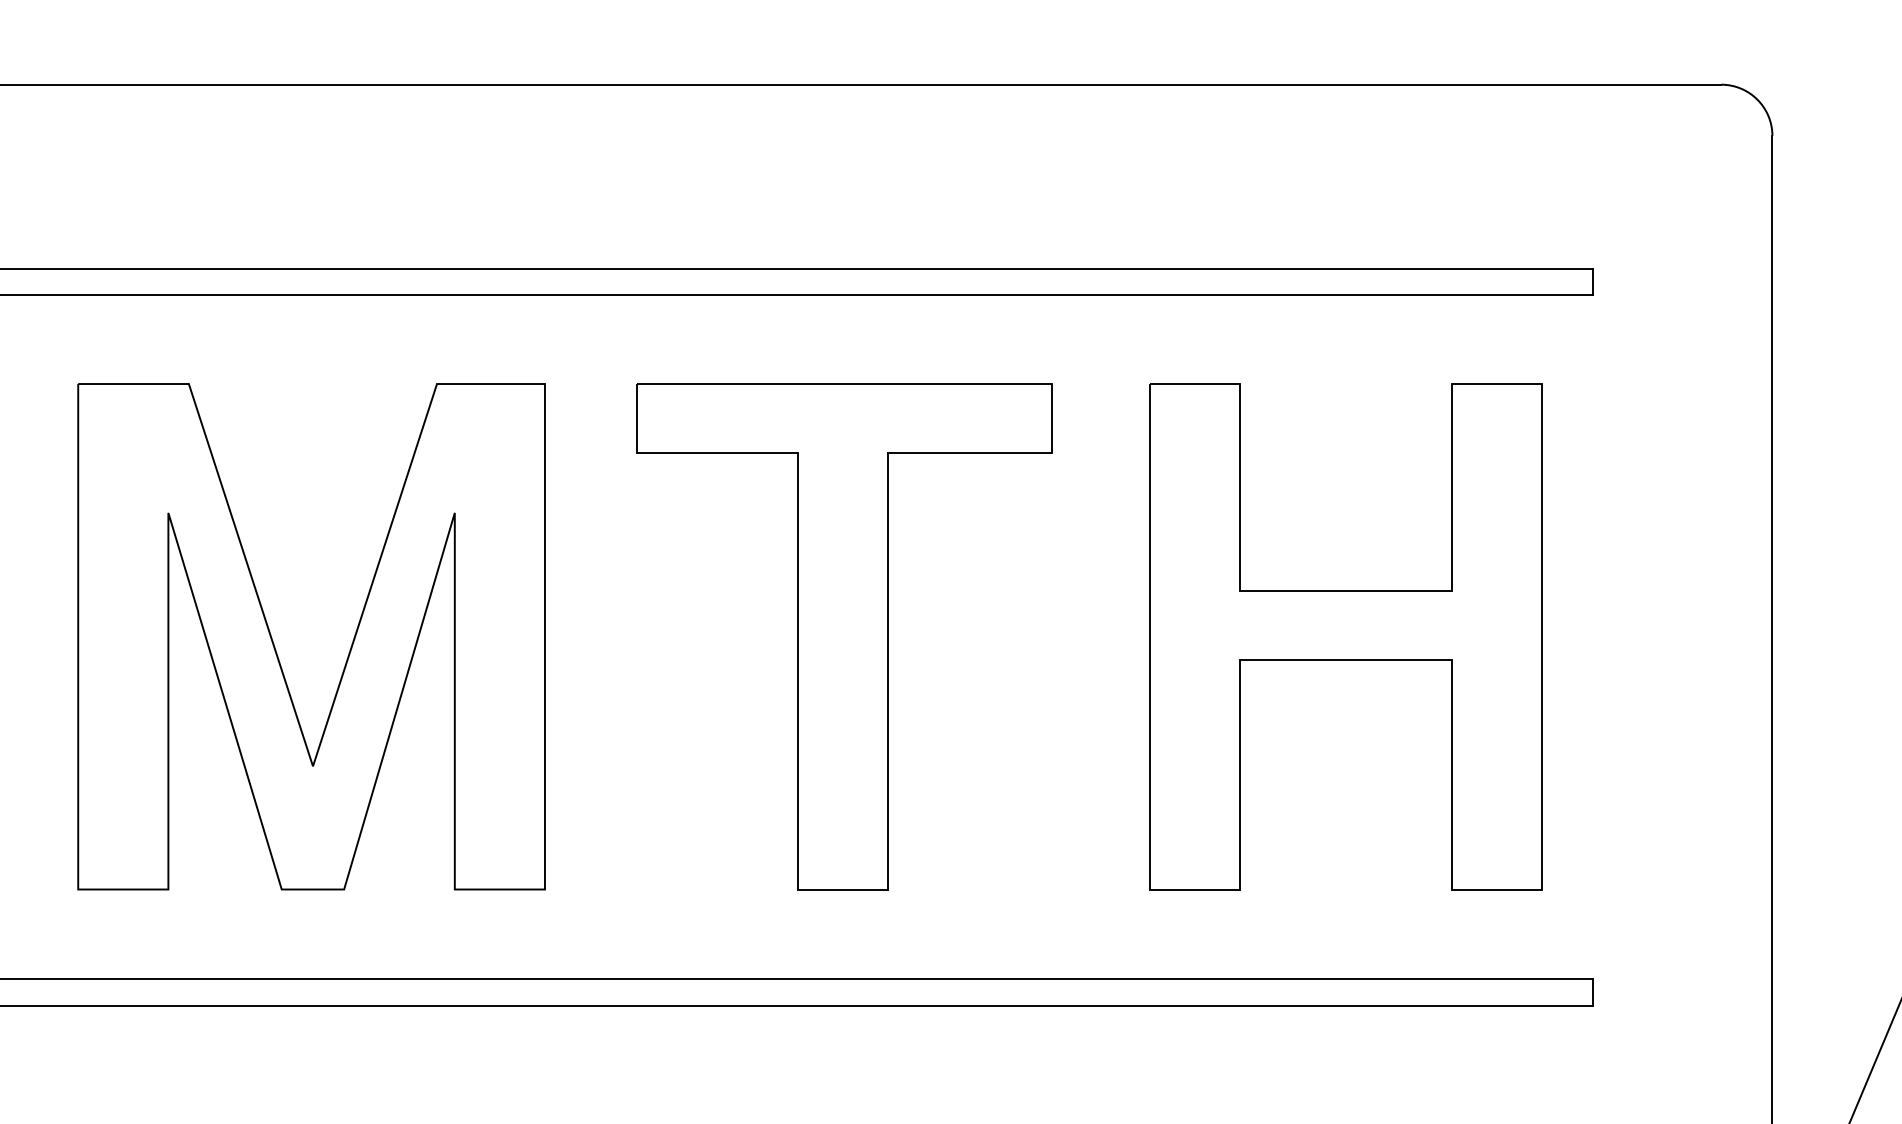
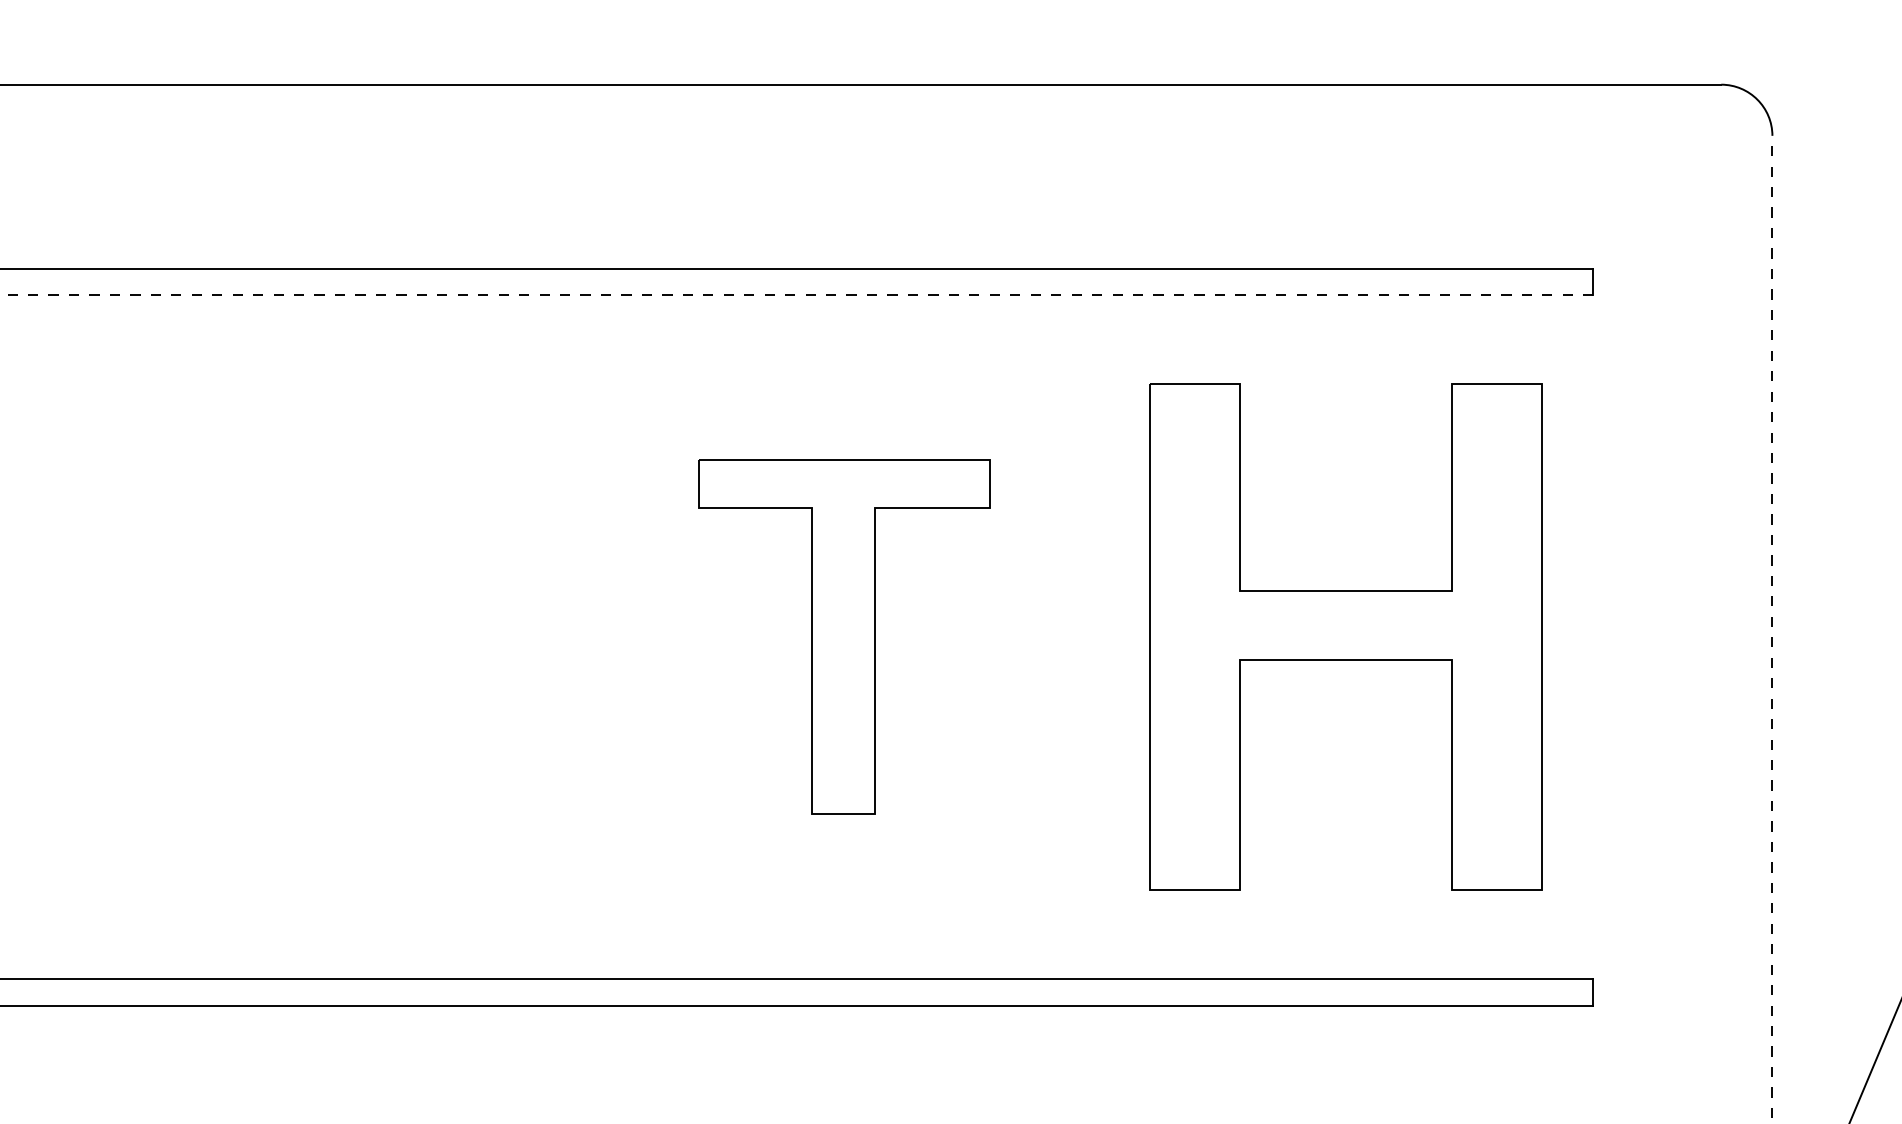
line: solid -> dashed (796, 295)
line: solid -> dashed (1772, 629)
part size: 417x508 px -> 293x356 px (844, 636)
part: present -> none (275, 647)
